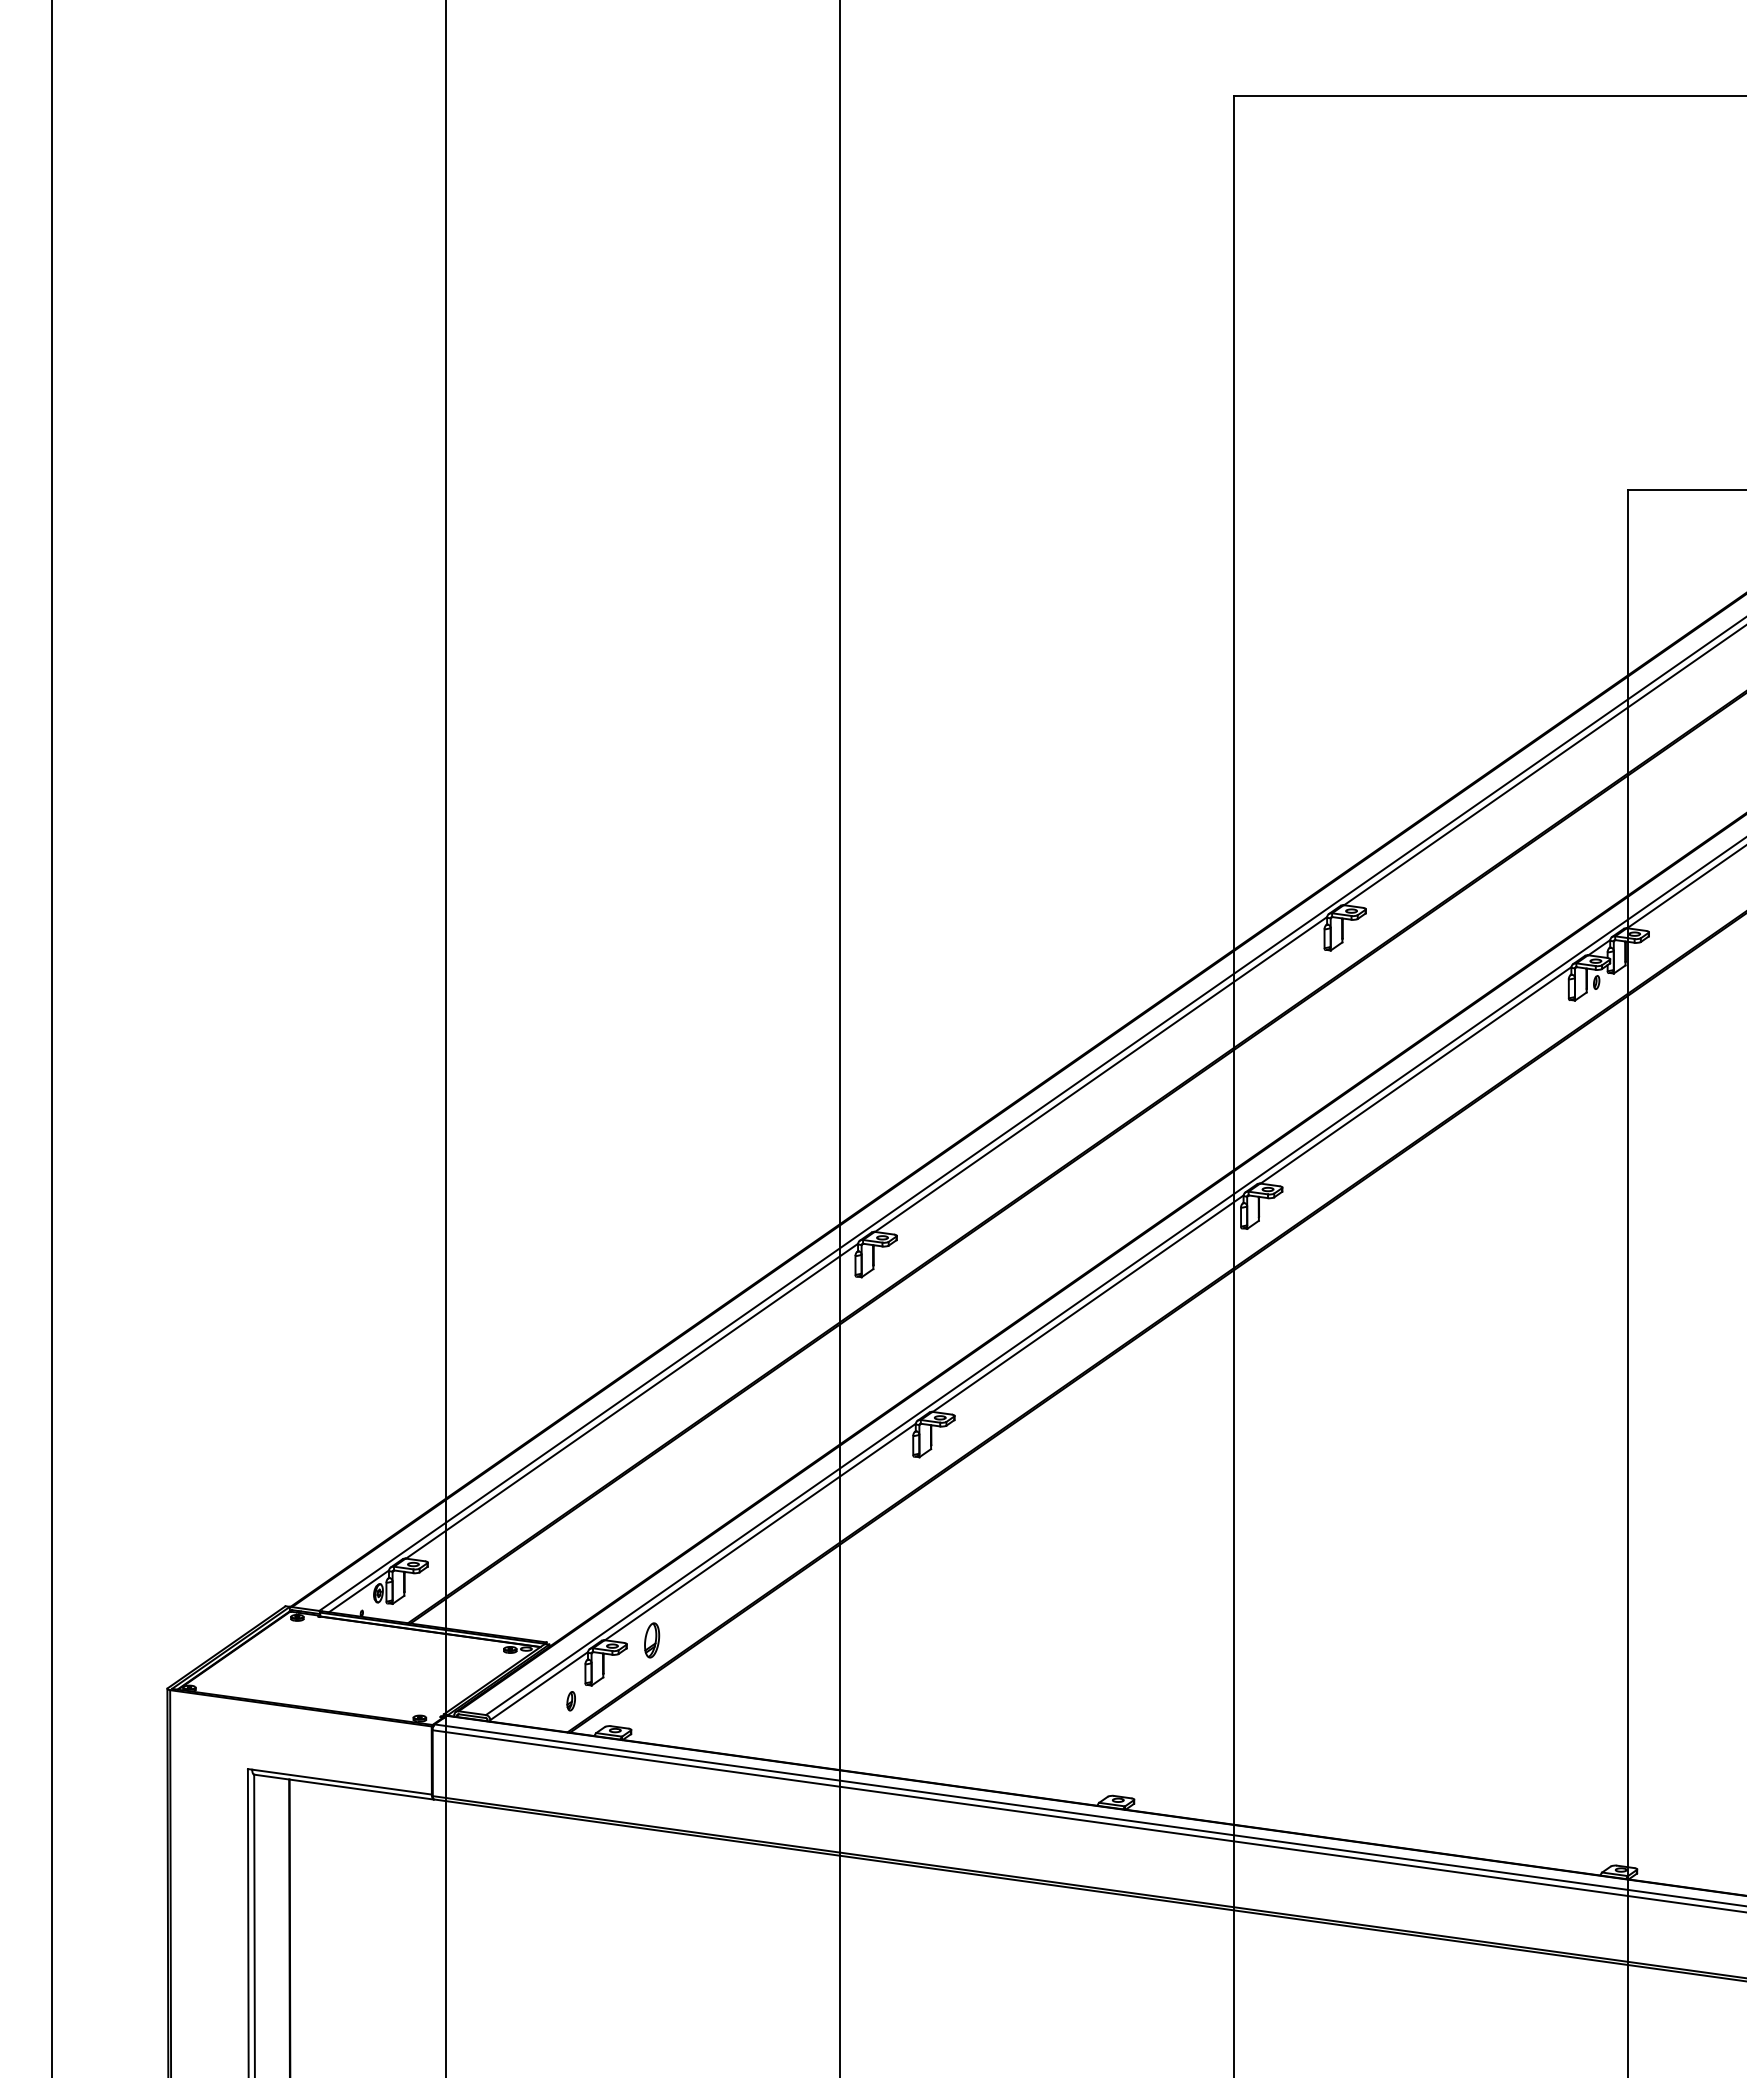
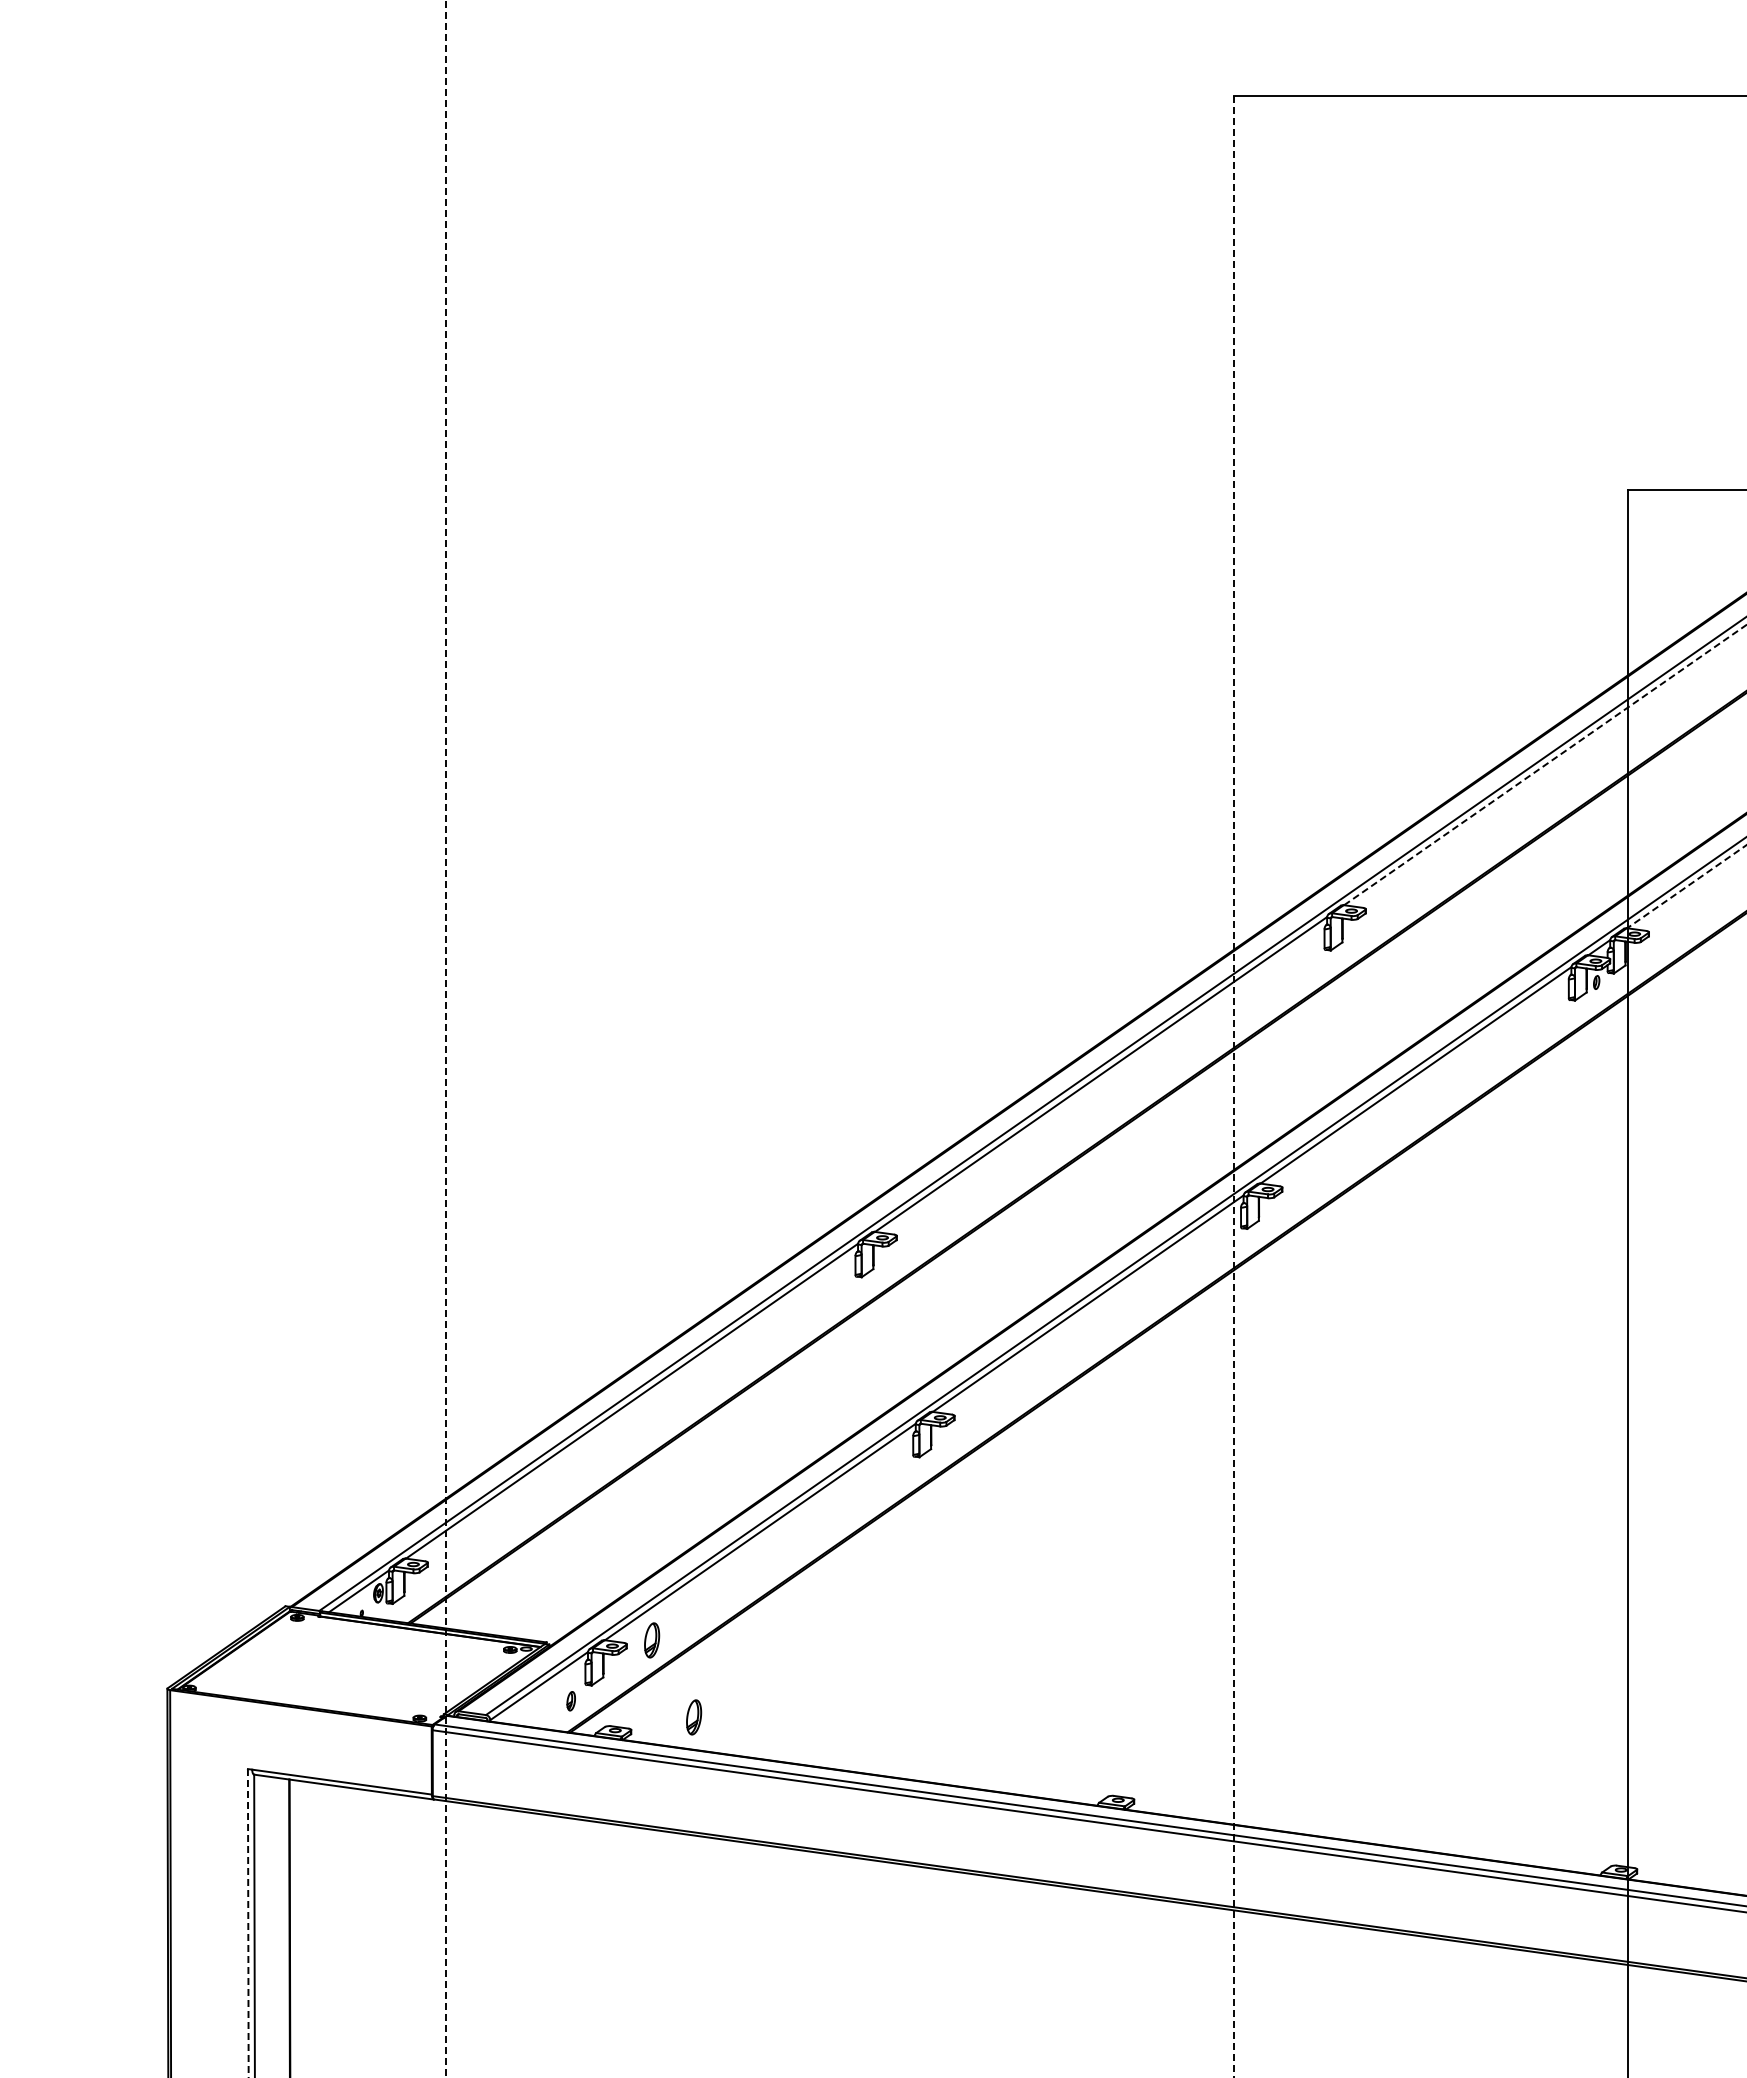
line: solid -> dashed (1545, 764)
line: solid -> dashed (1687, 886)
line: present -> none (52, 1038)
line: solid -> dashed (446, 1038)
line: present -> none (840, 1038)
line: solid -> dashed (1234, 1086)
part: none -> present (694, 1717)
line: solid -> dashed (248, 1923)
